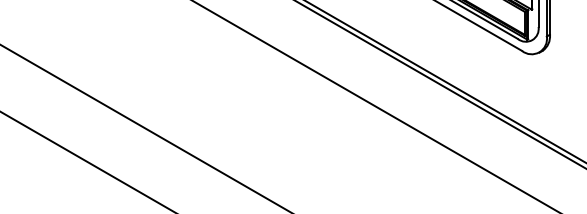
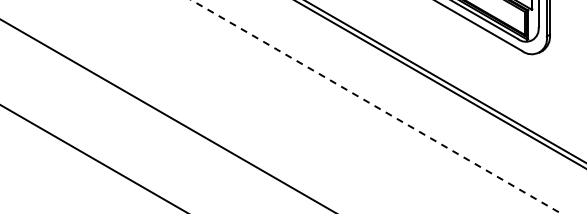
line: solid -> dashed (377, 107)
line position: (145, 127) -> (167, 115) (167, 115)
line position: (87, 161) -> (92, 158) (92, 158)
